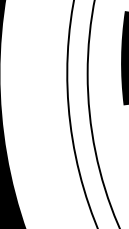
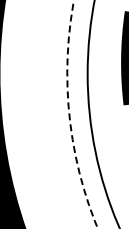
arc: solid -> dashed (69, 114)
